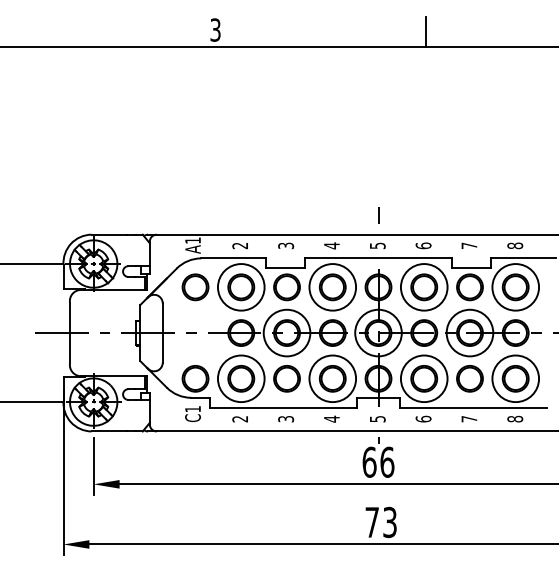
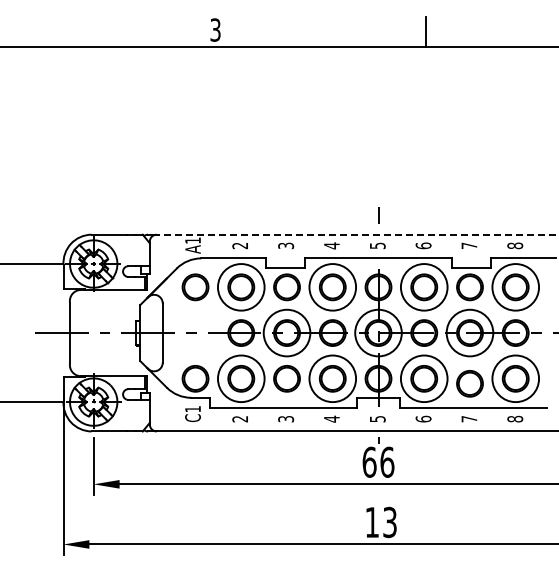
line: solid -> dashed (357, 234)
circle position: (469, 378) -> (469, 383) (469, 383)
text: 73 -> 13 (371, 522)
